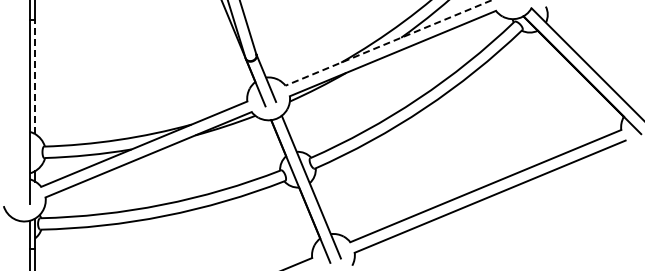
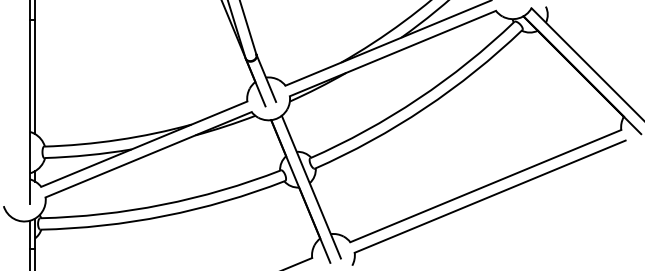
line: dashed -> solid (388, 43)
line: dashed -> solid (35, 77)
